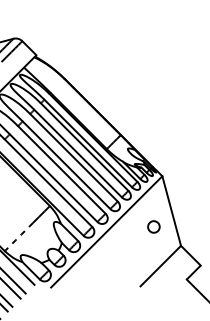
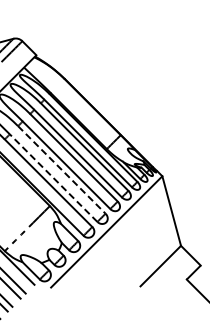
line: solid -> dashed (61, 169)
line: solid -> dashed (53, 178)
part: present -> none (153, 226)
